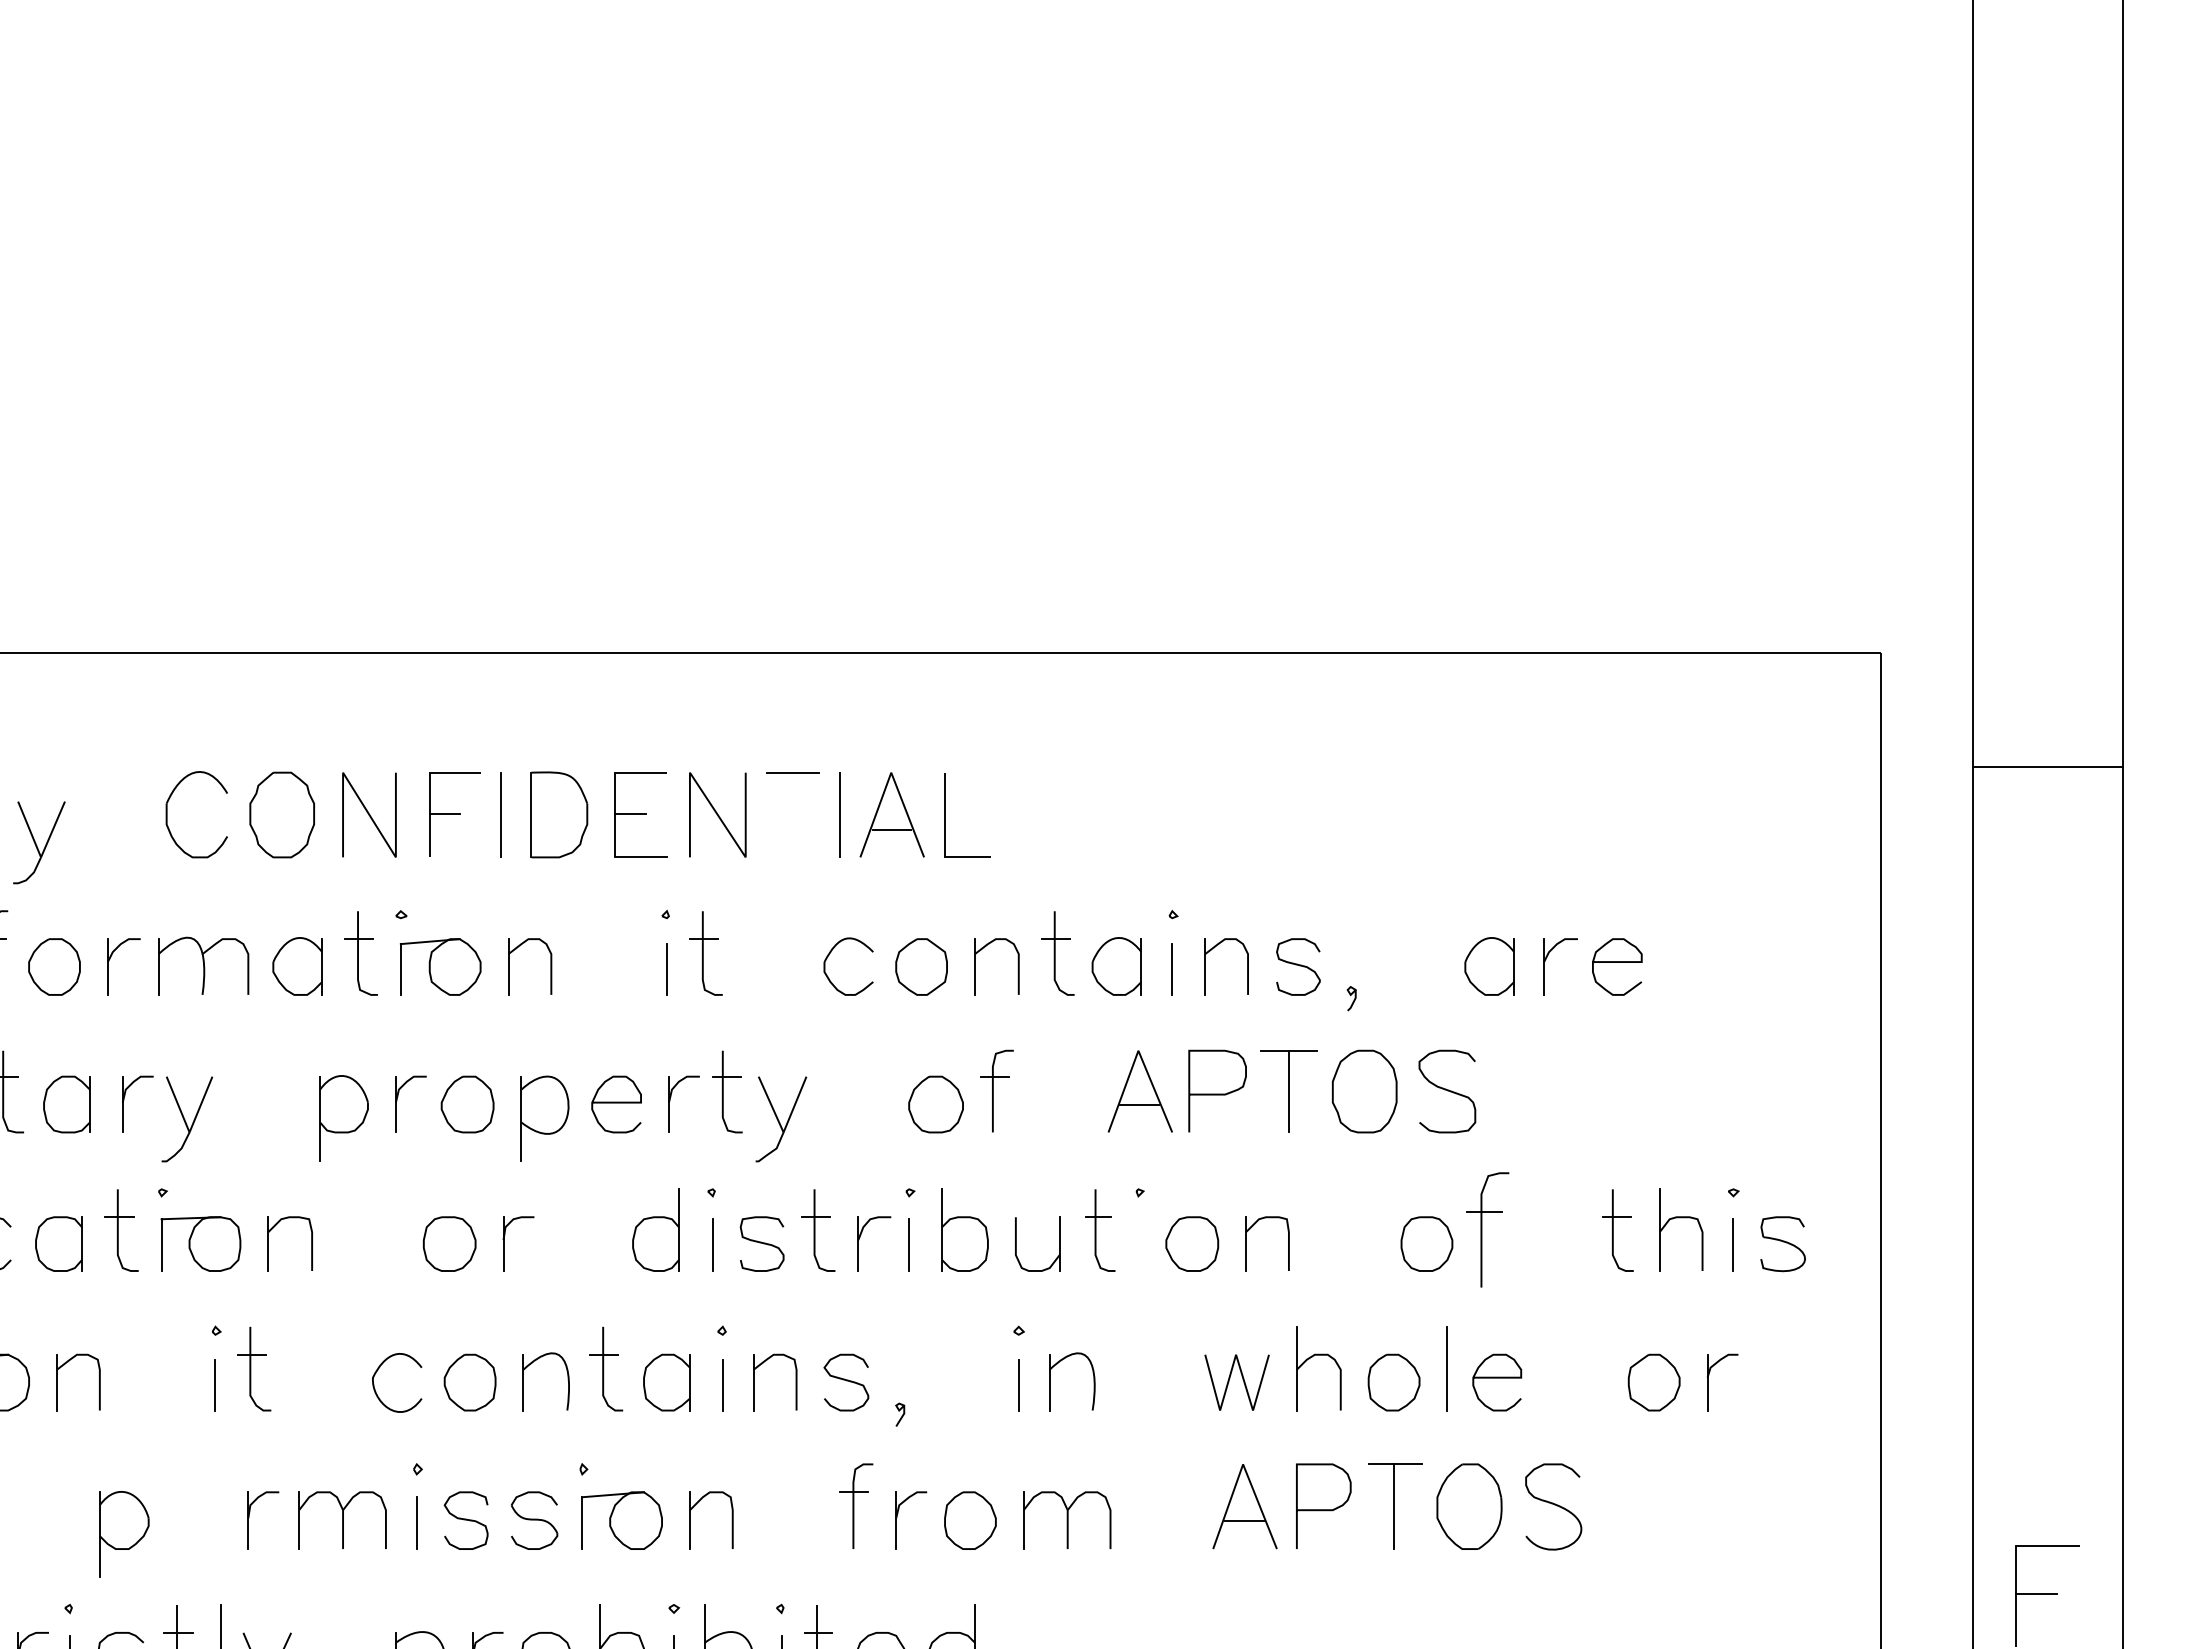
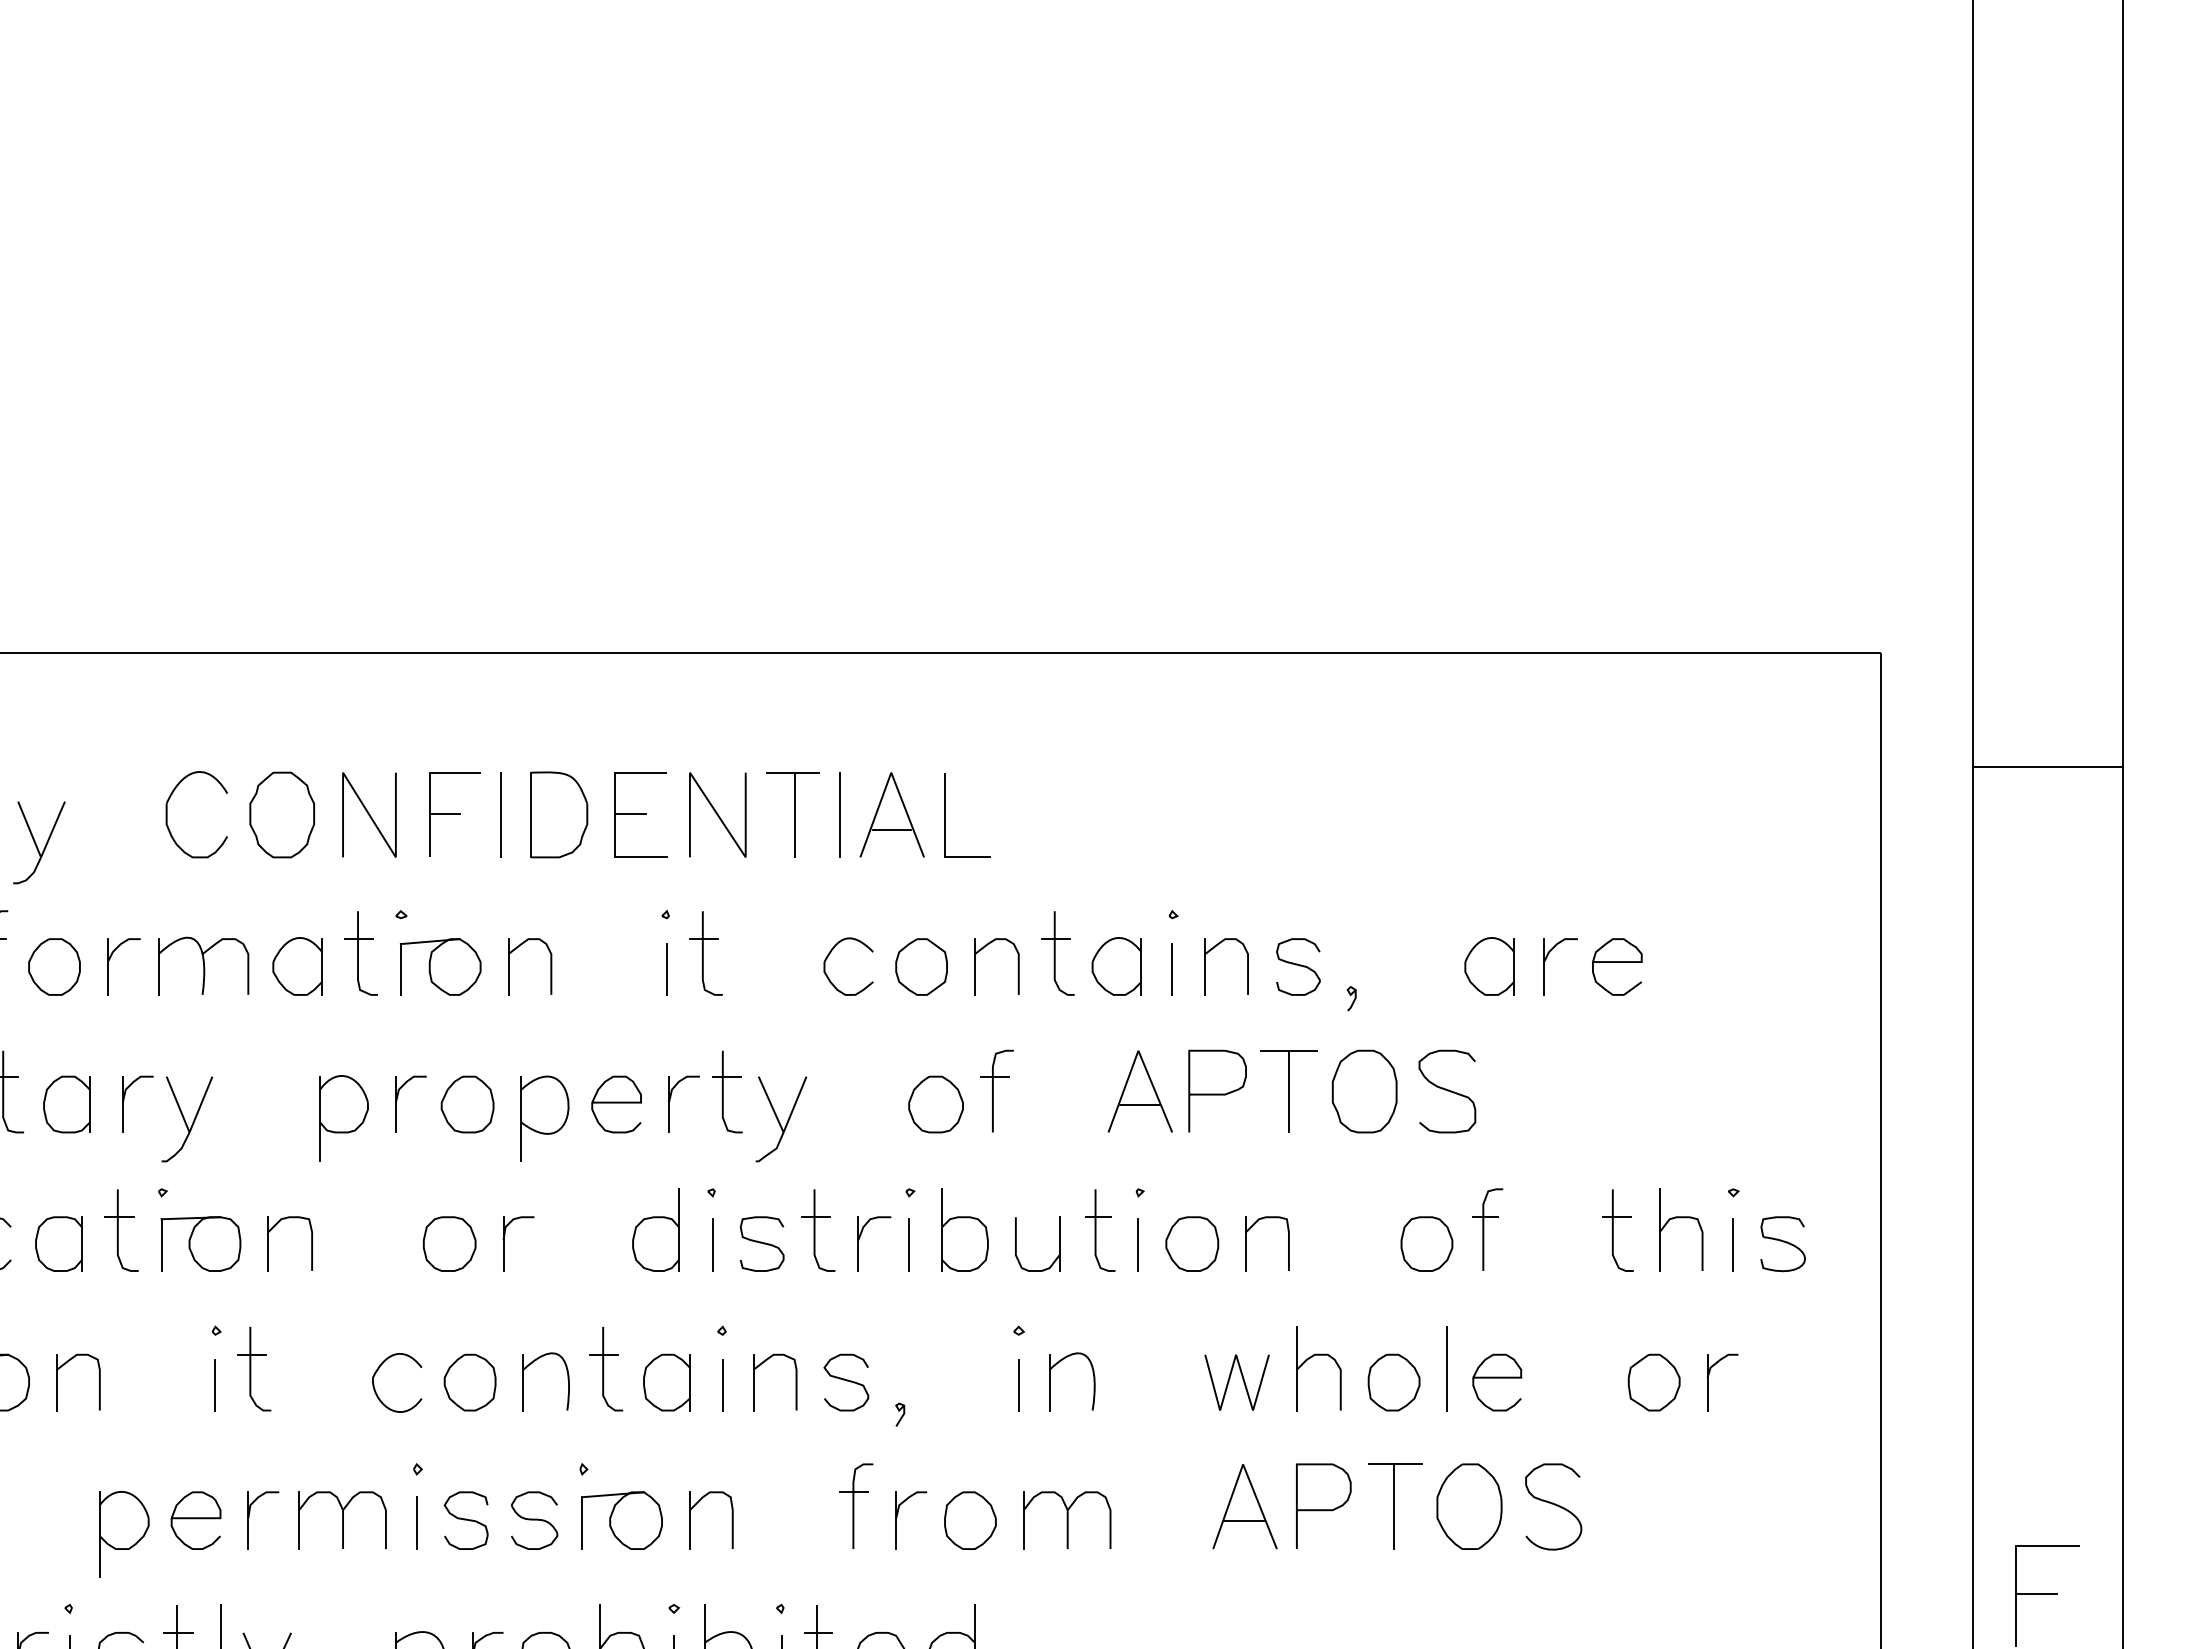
line: none -> present (794, 814)
part size: 44x116 px -> 32x83 px (1487, 1229)
line: none -> present (1138, 1244)
curve: none -> present (195, 1519)
